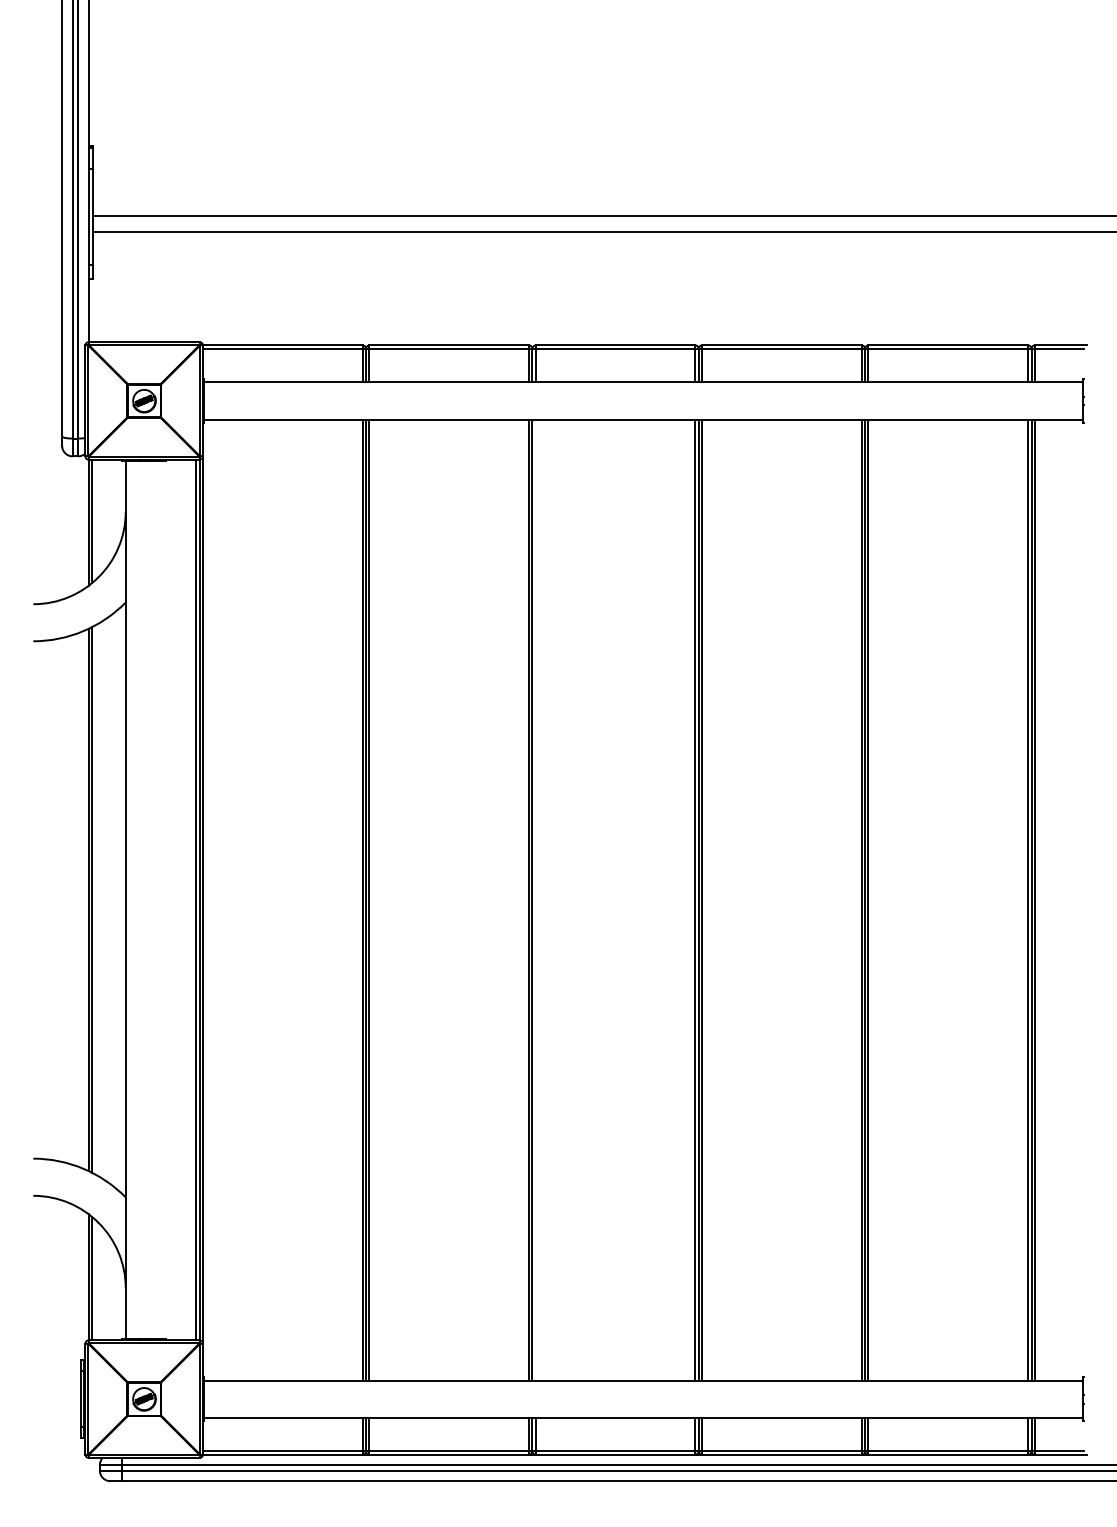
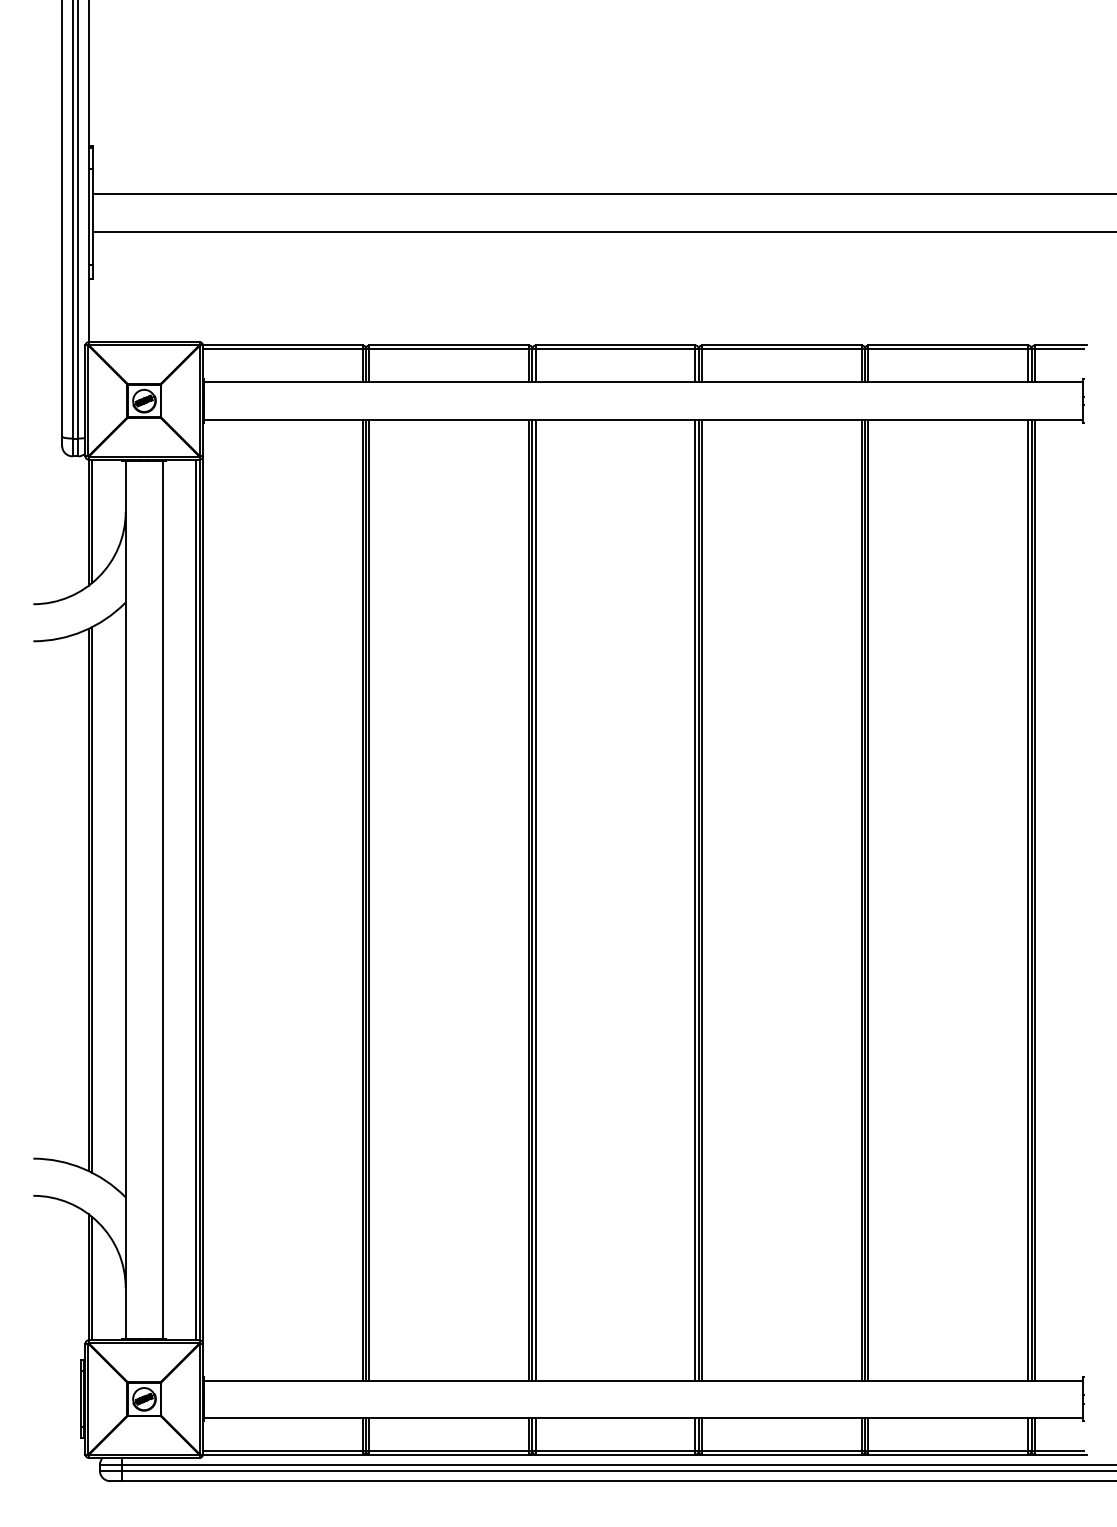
line position: (603, 215) -> (603, 193) (603, 193)
line: none -> present (162, 899)
line: none -> present (535, 899)
